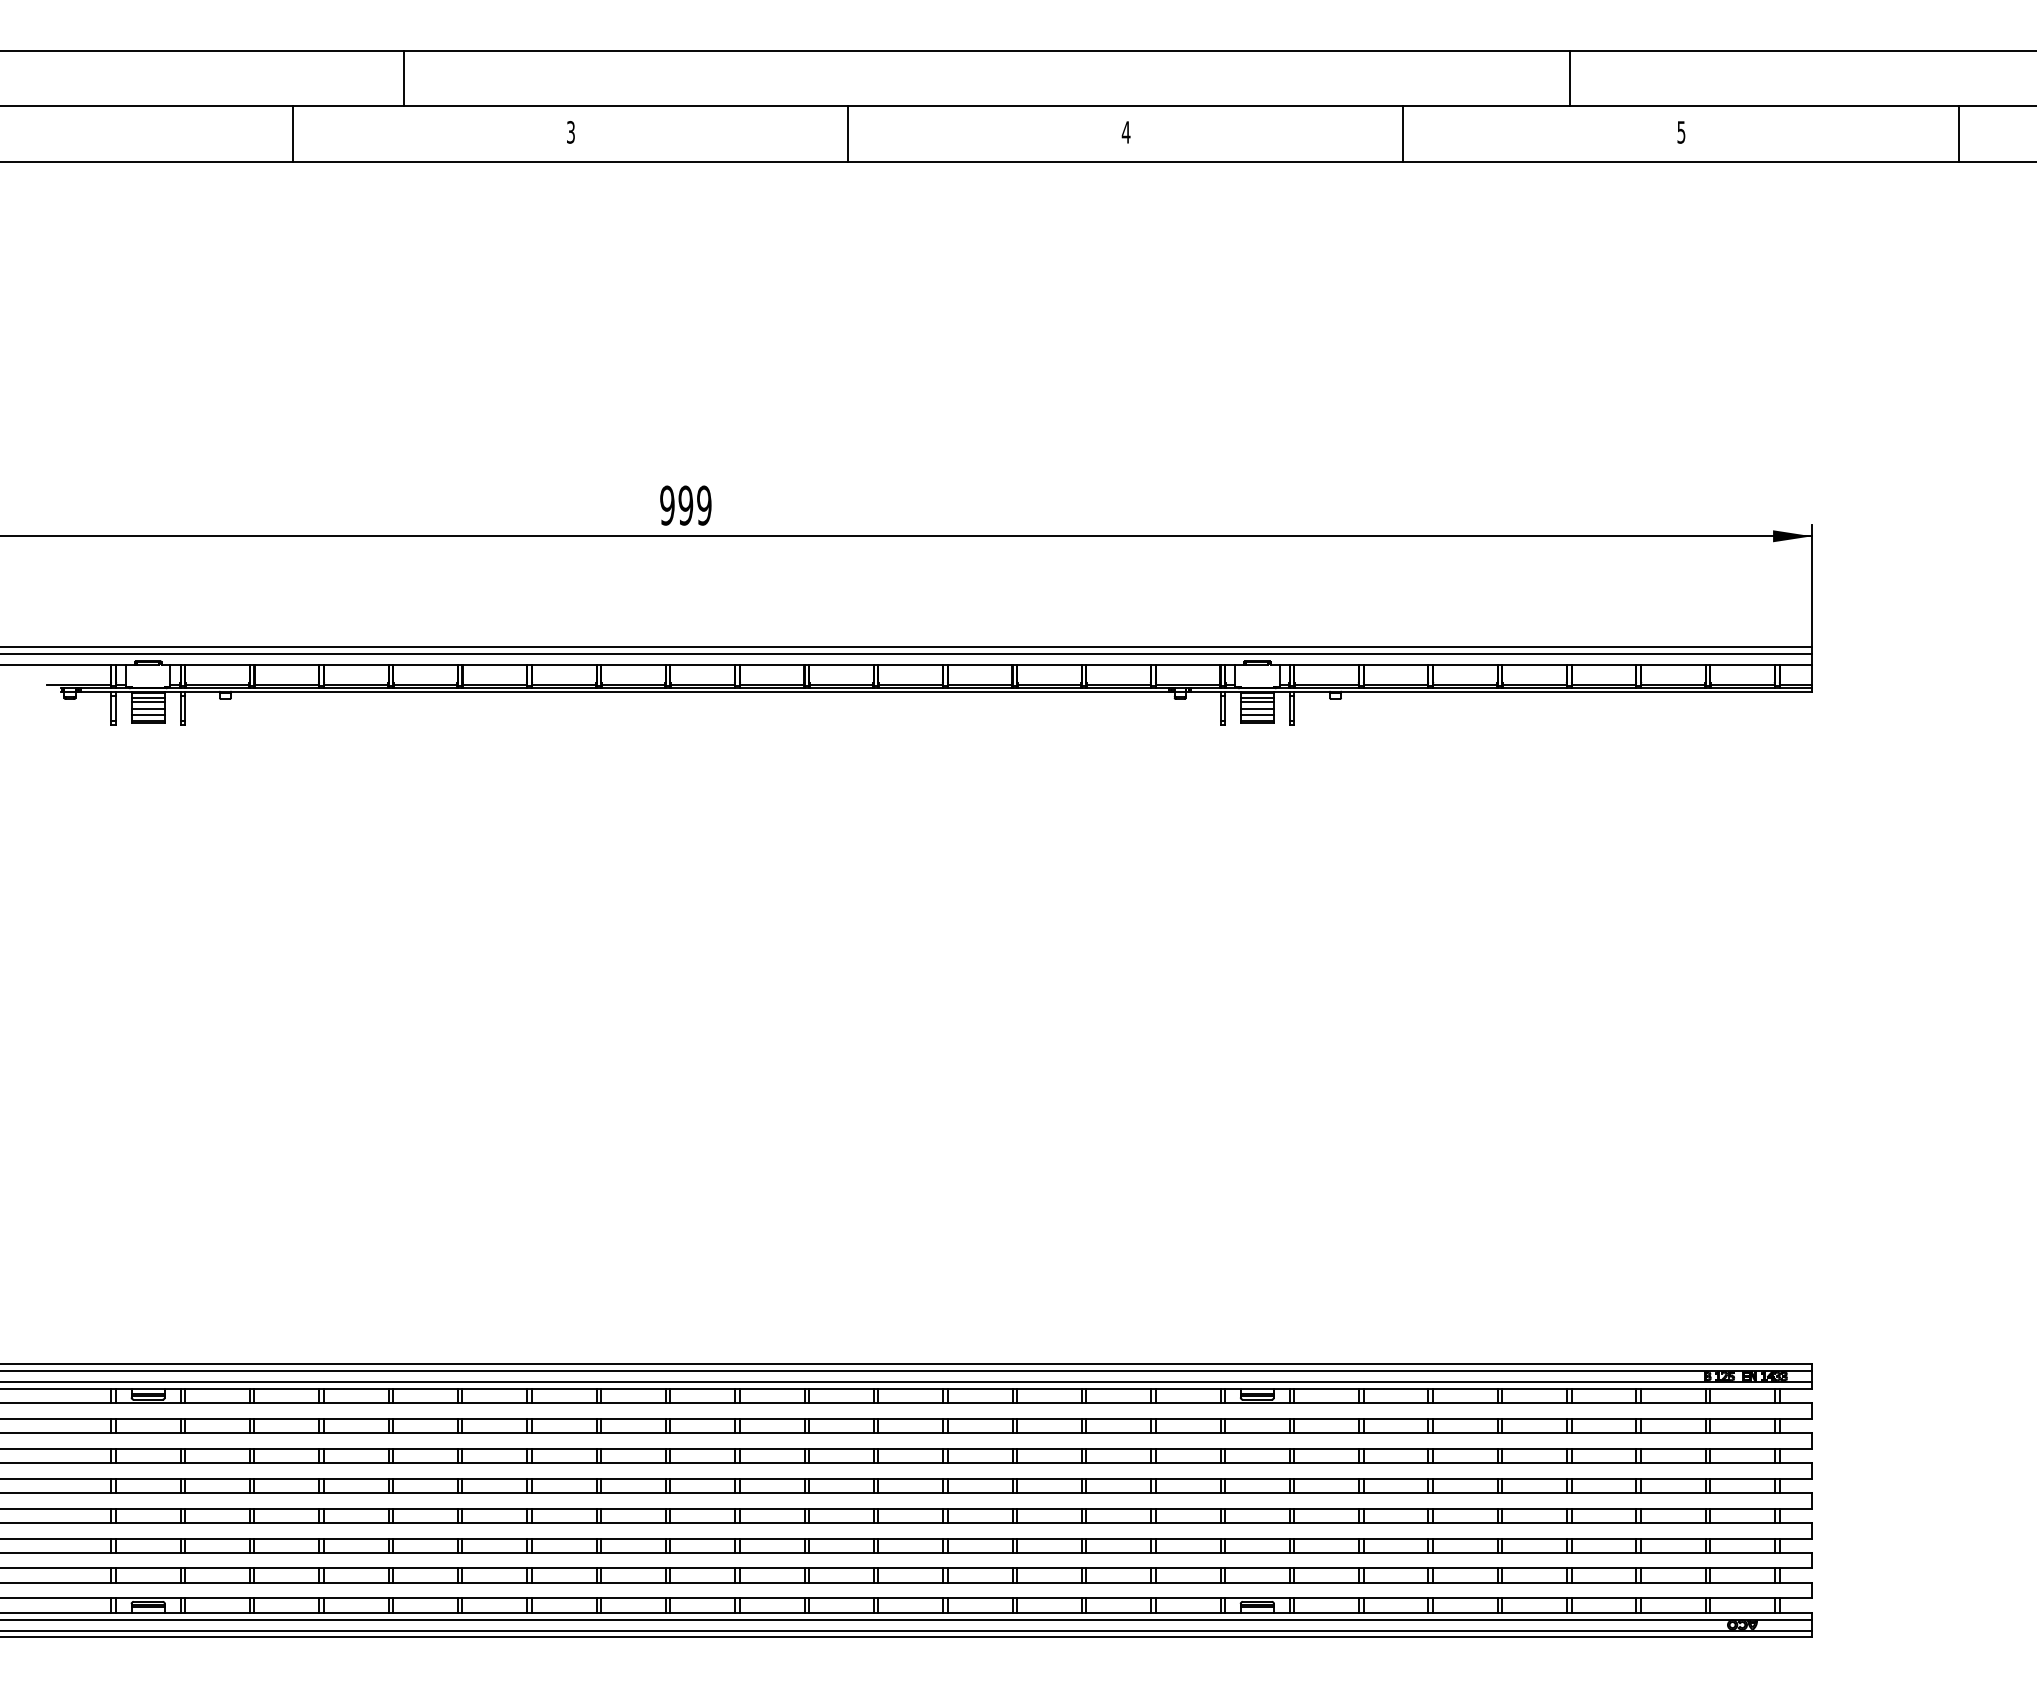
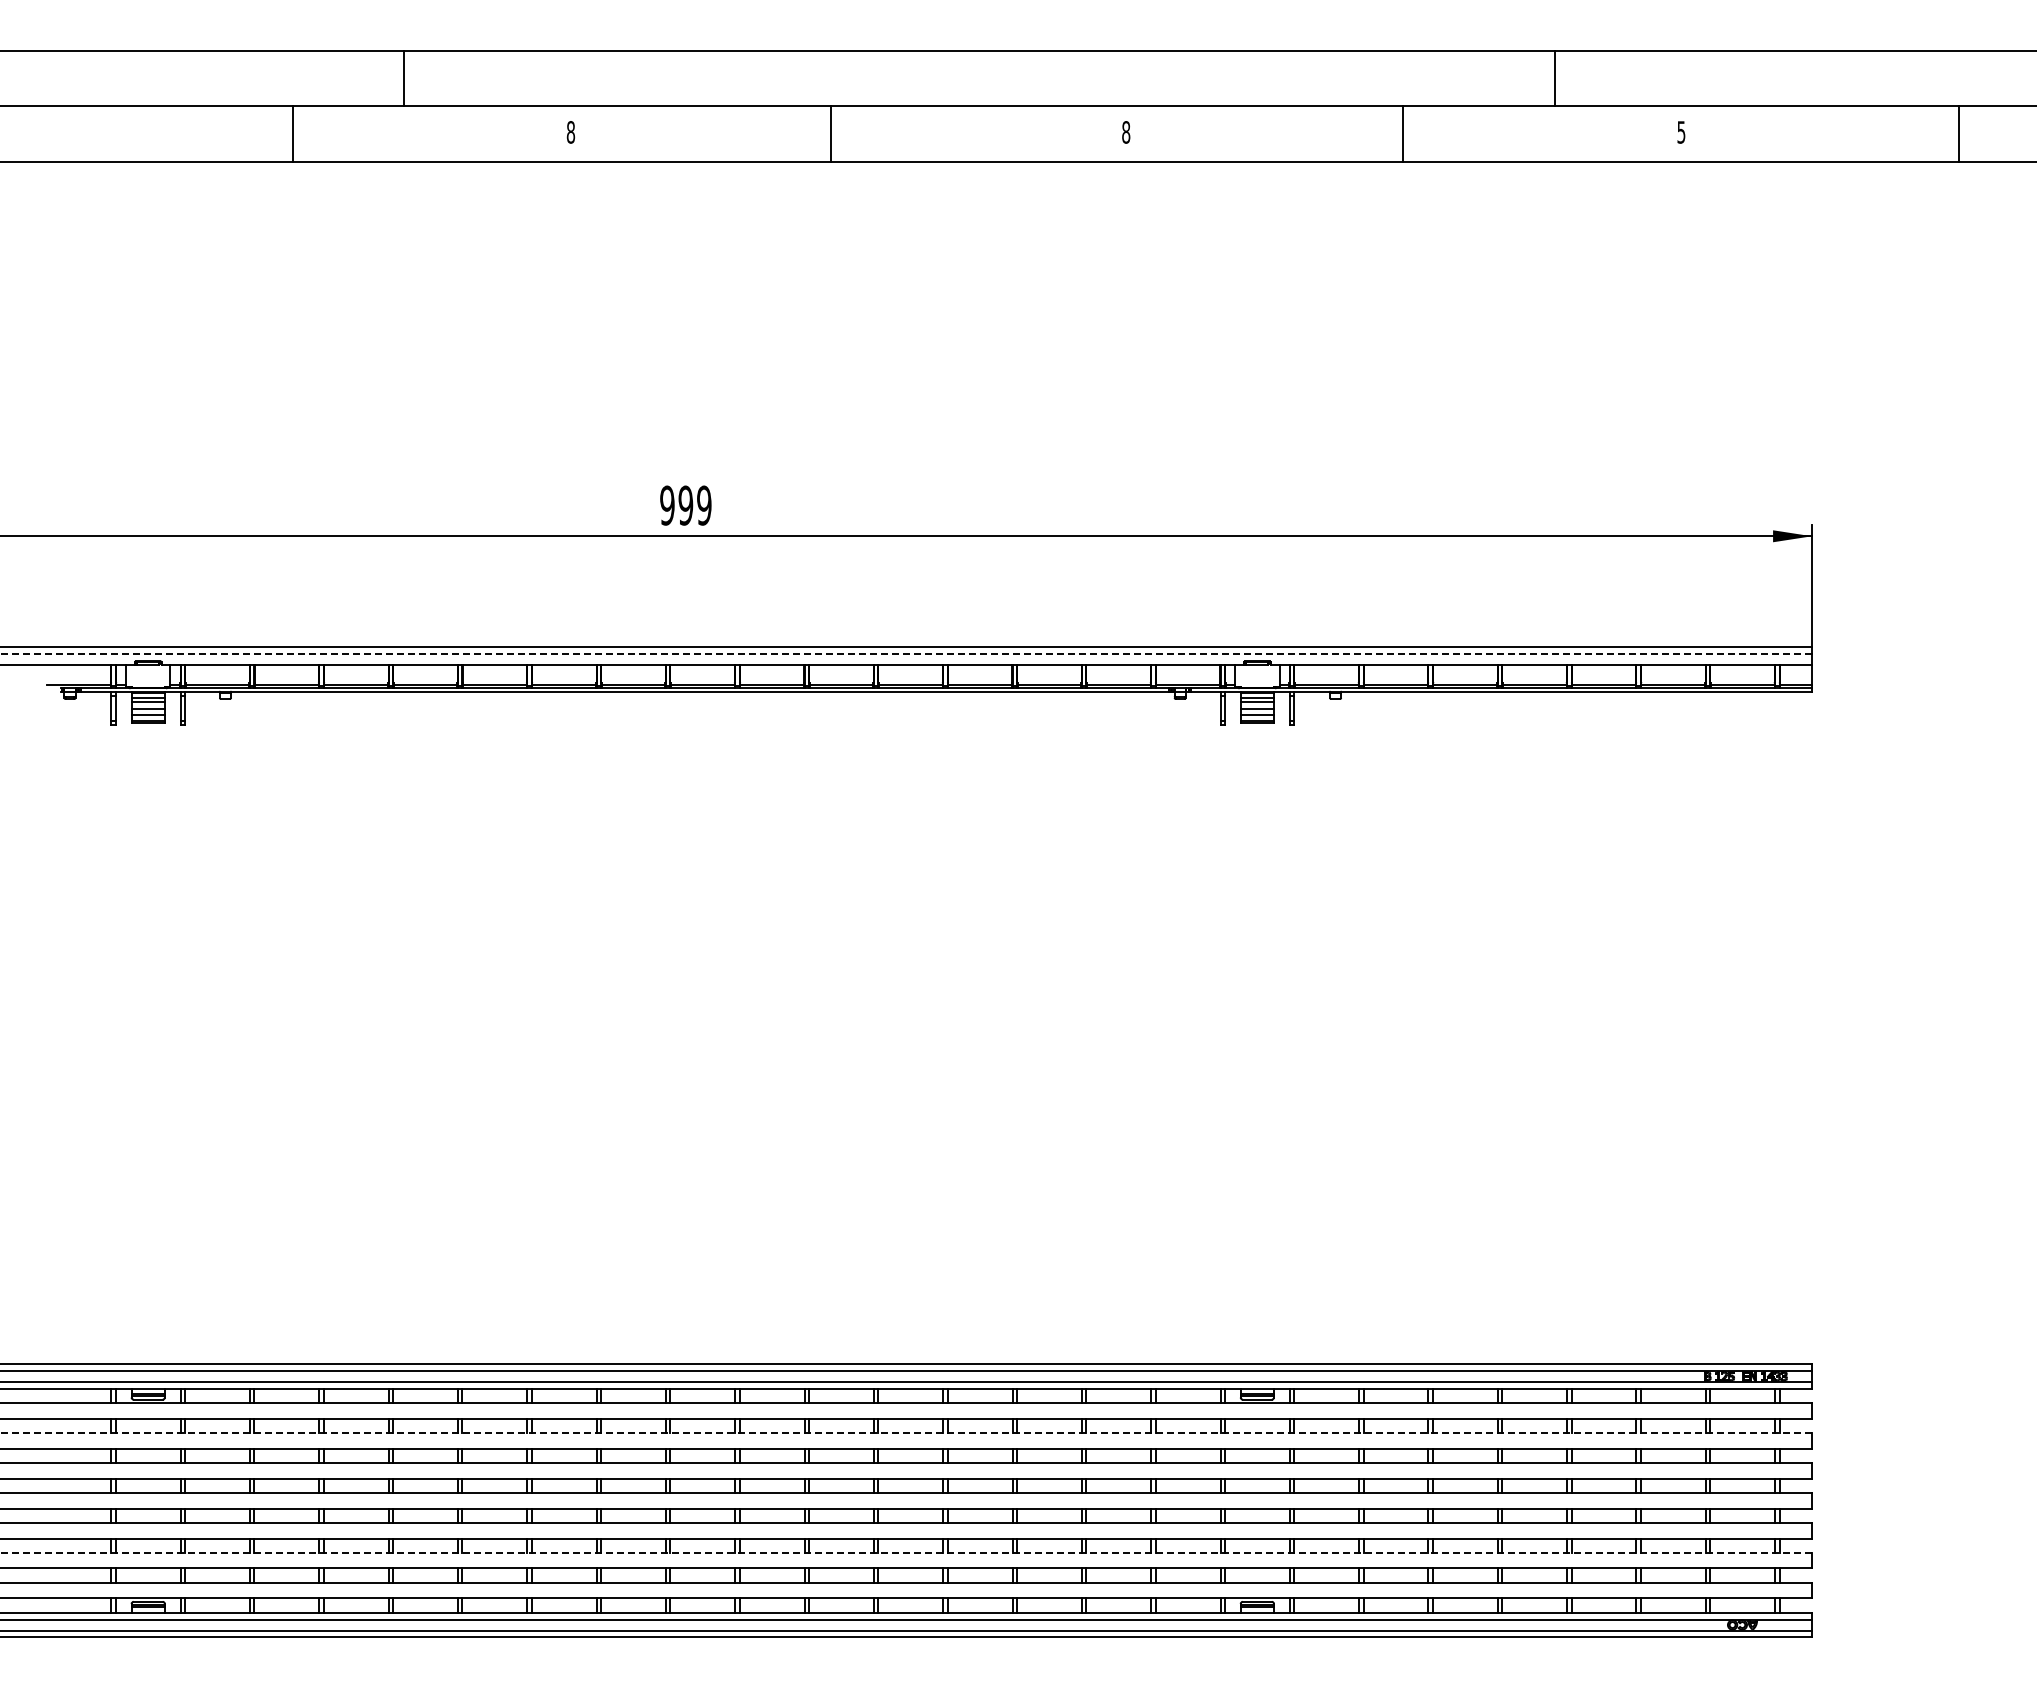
line position: (1570, 78) -> (1555, 78) (1555, 78)
text: 3 -> 8 (570, 132)
text: 4 -> 8 (1125, 132)
line position: (848, 133) -> (831, 133) (831, 133)
line: solid -> dashed (906, 653)
line: solid -> dashed (906, 1433)
line: solid -> dashed (906, 1552)
